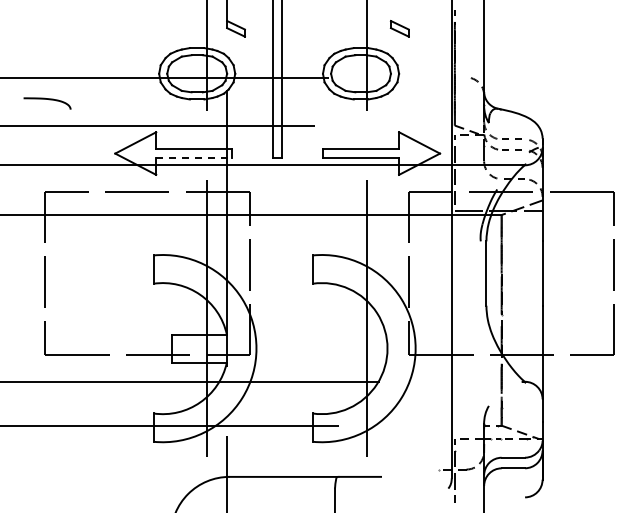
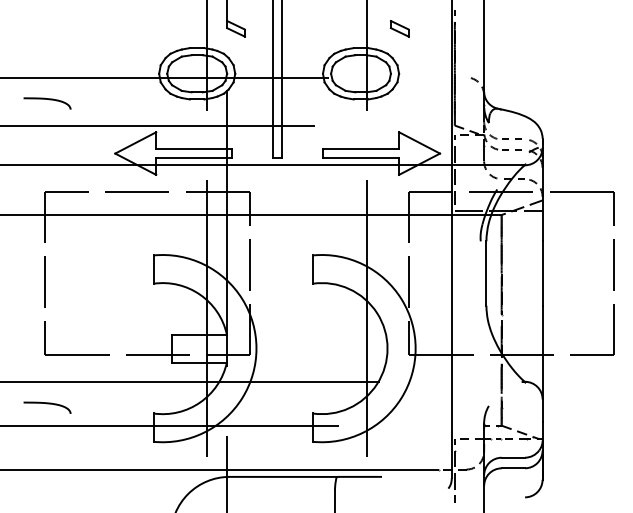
line: dashed -> solid (194, 157)
curve: none -> present (47, 404)
line: none -> present (220, 469)
